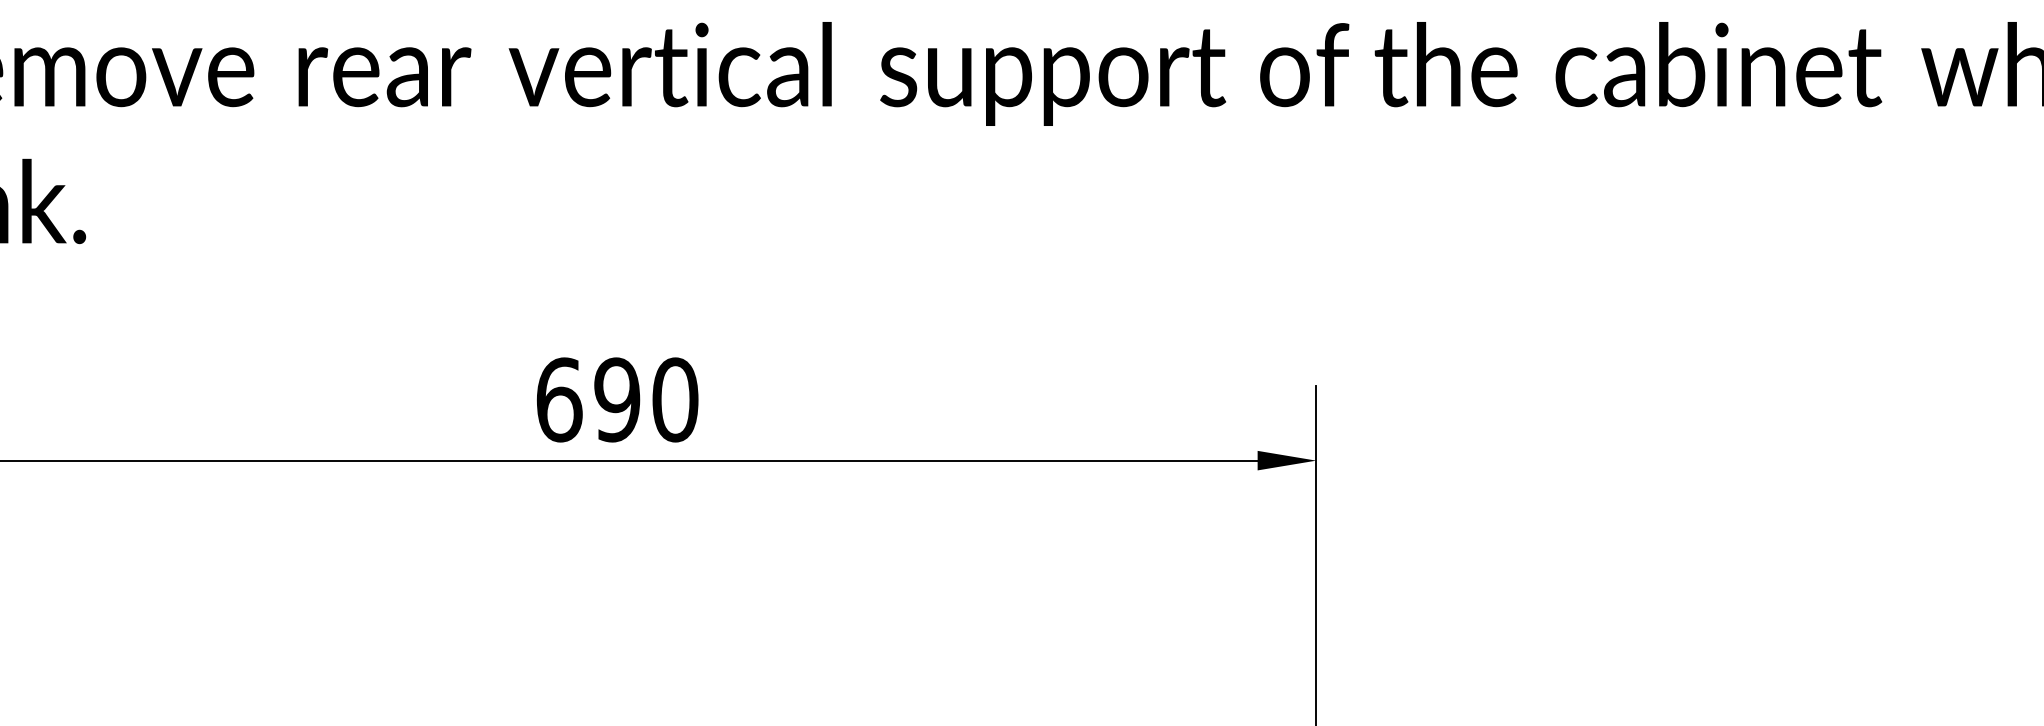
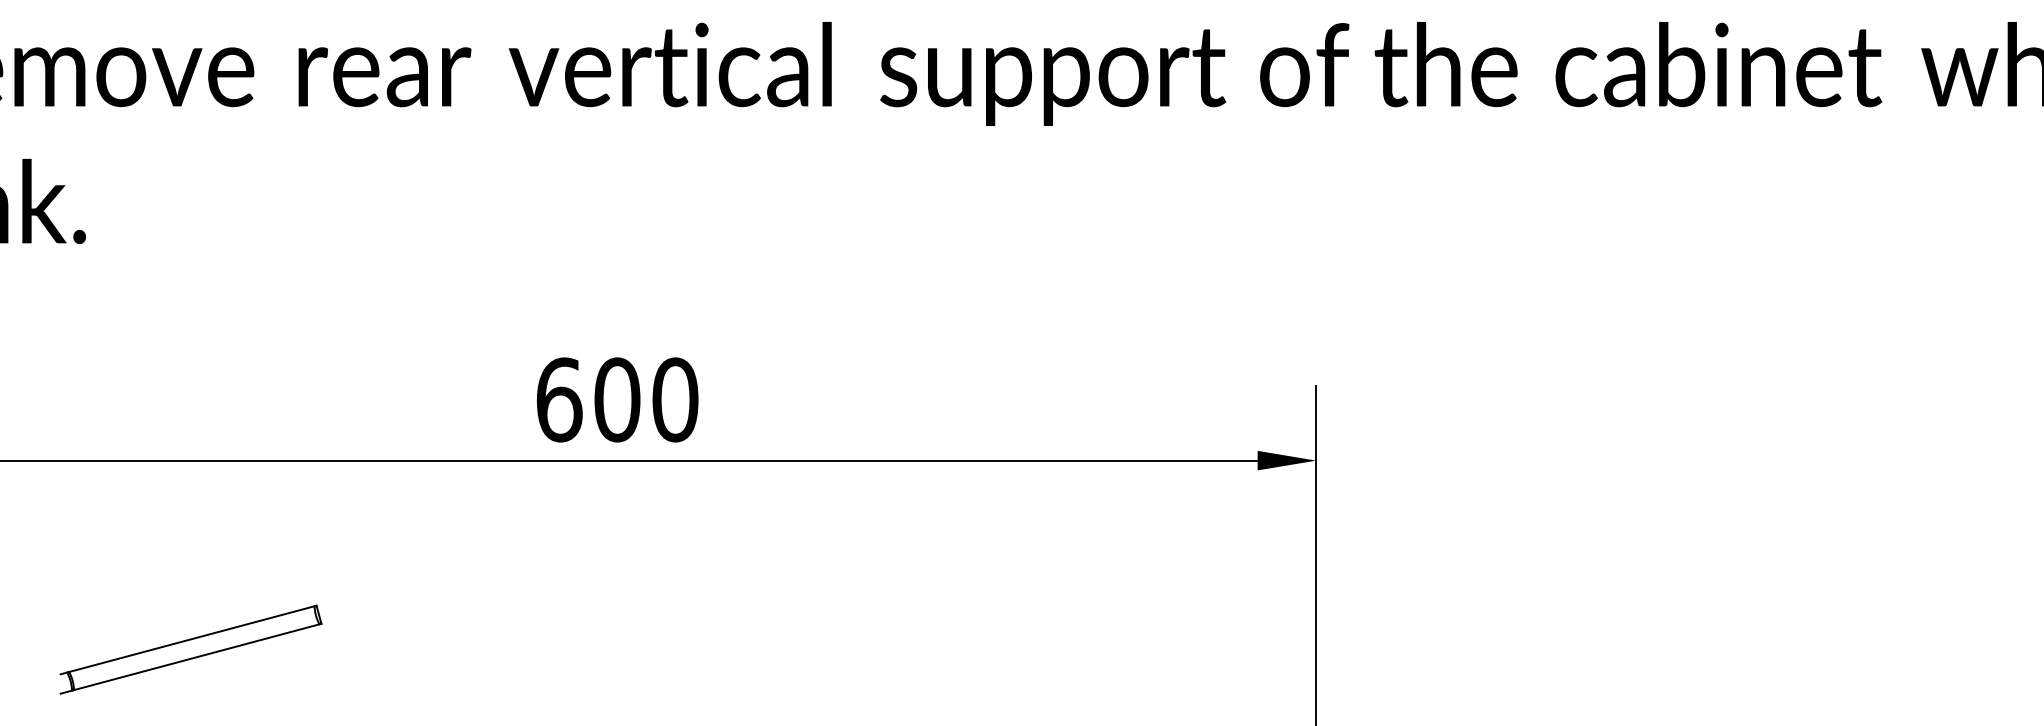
text: 690 -> 600 (617, 399)
part: none -> present (190, 649)
